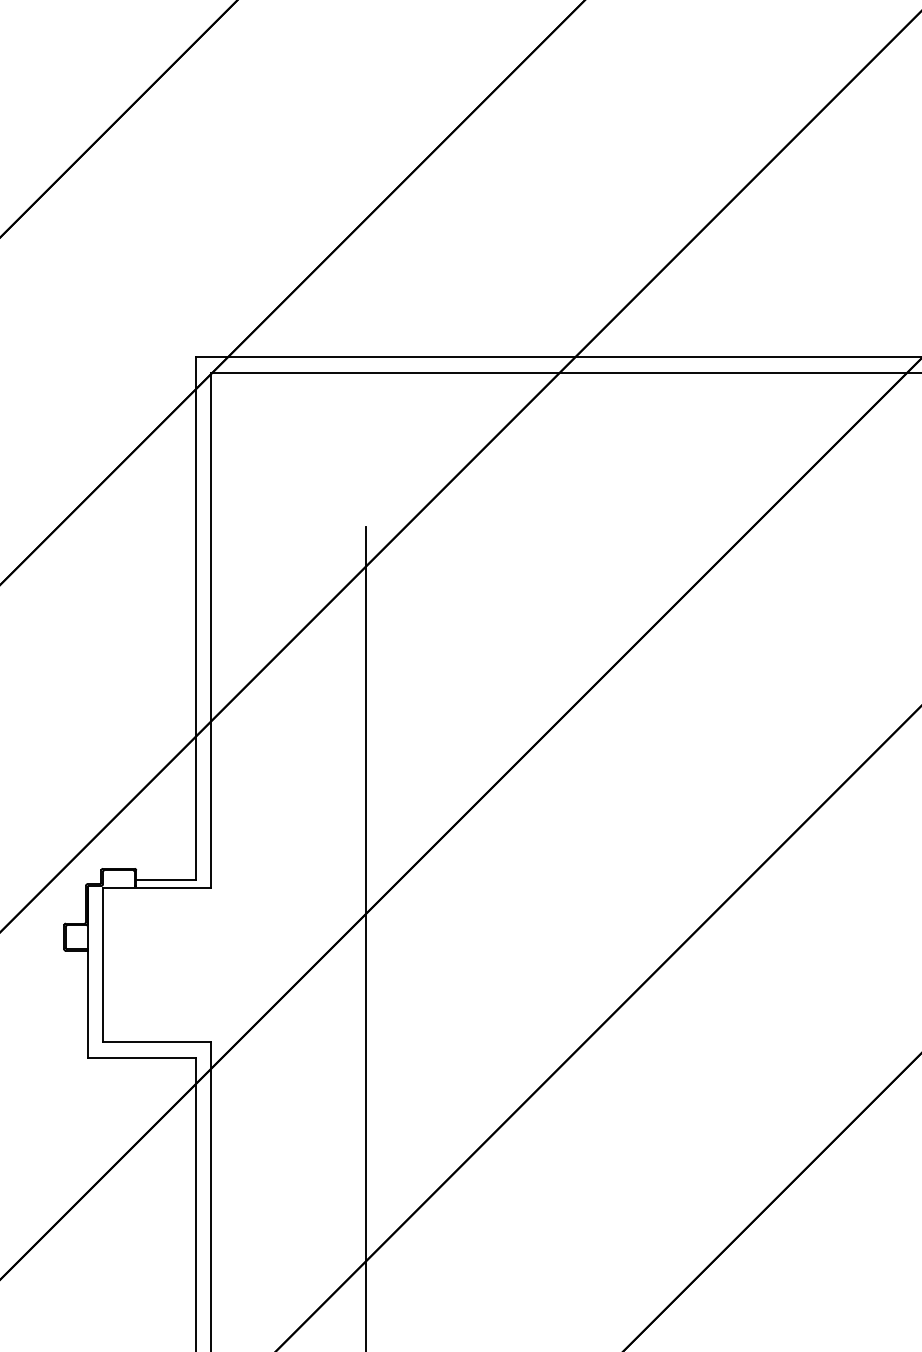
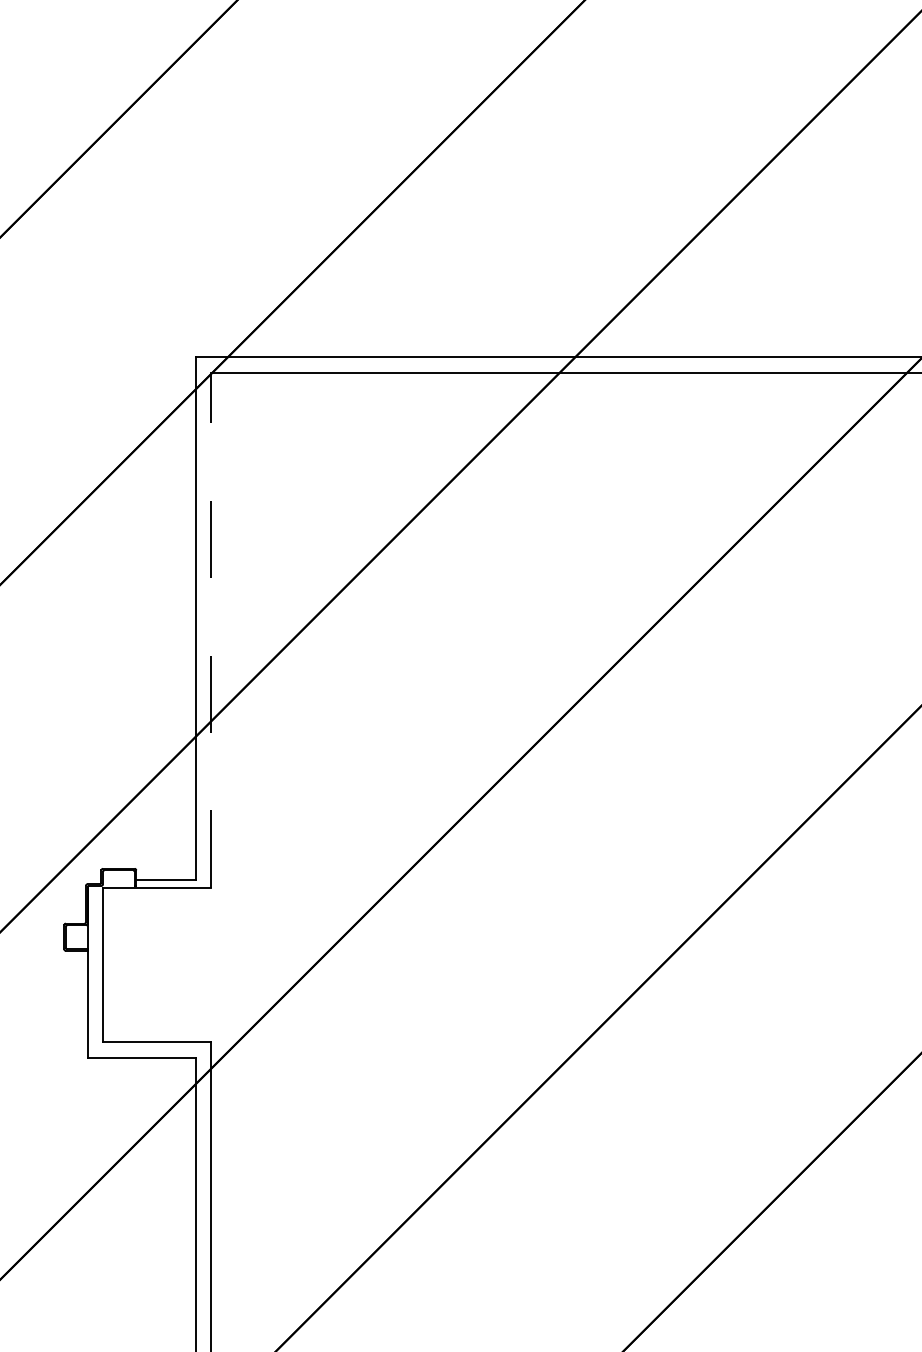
line: solid -> dashed (211, 630)
line: present -> none (366, 937)
